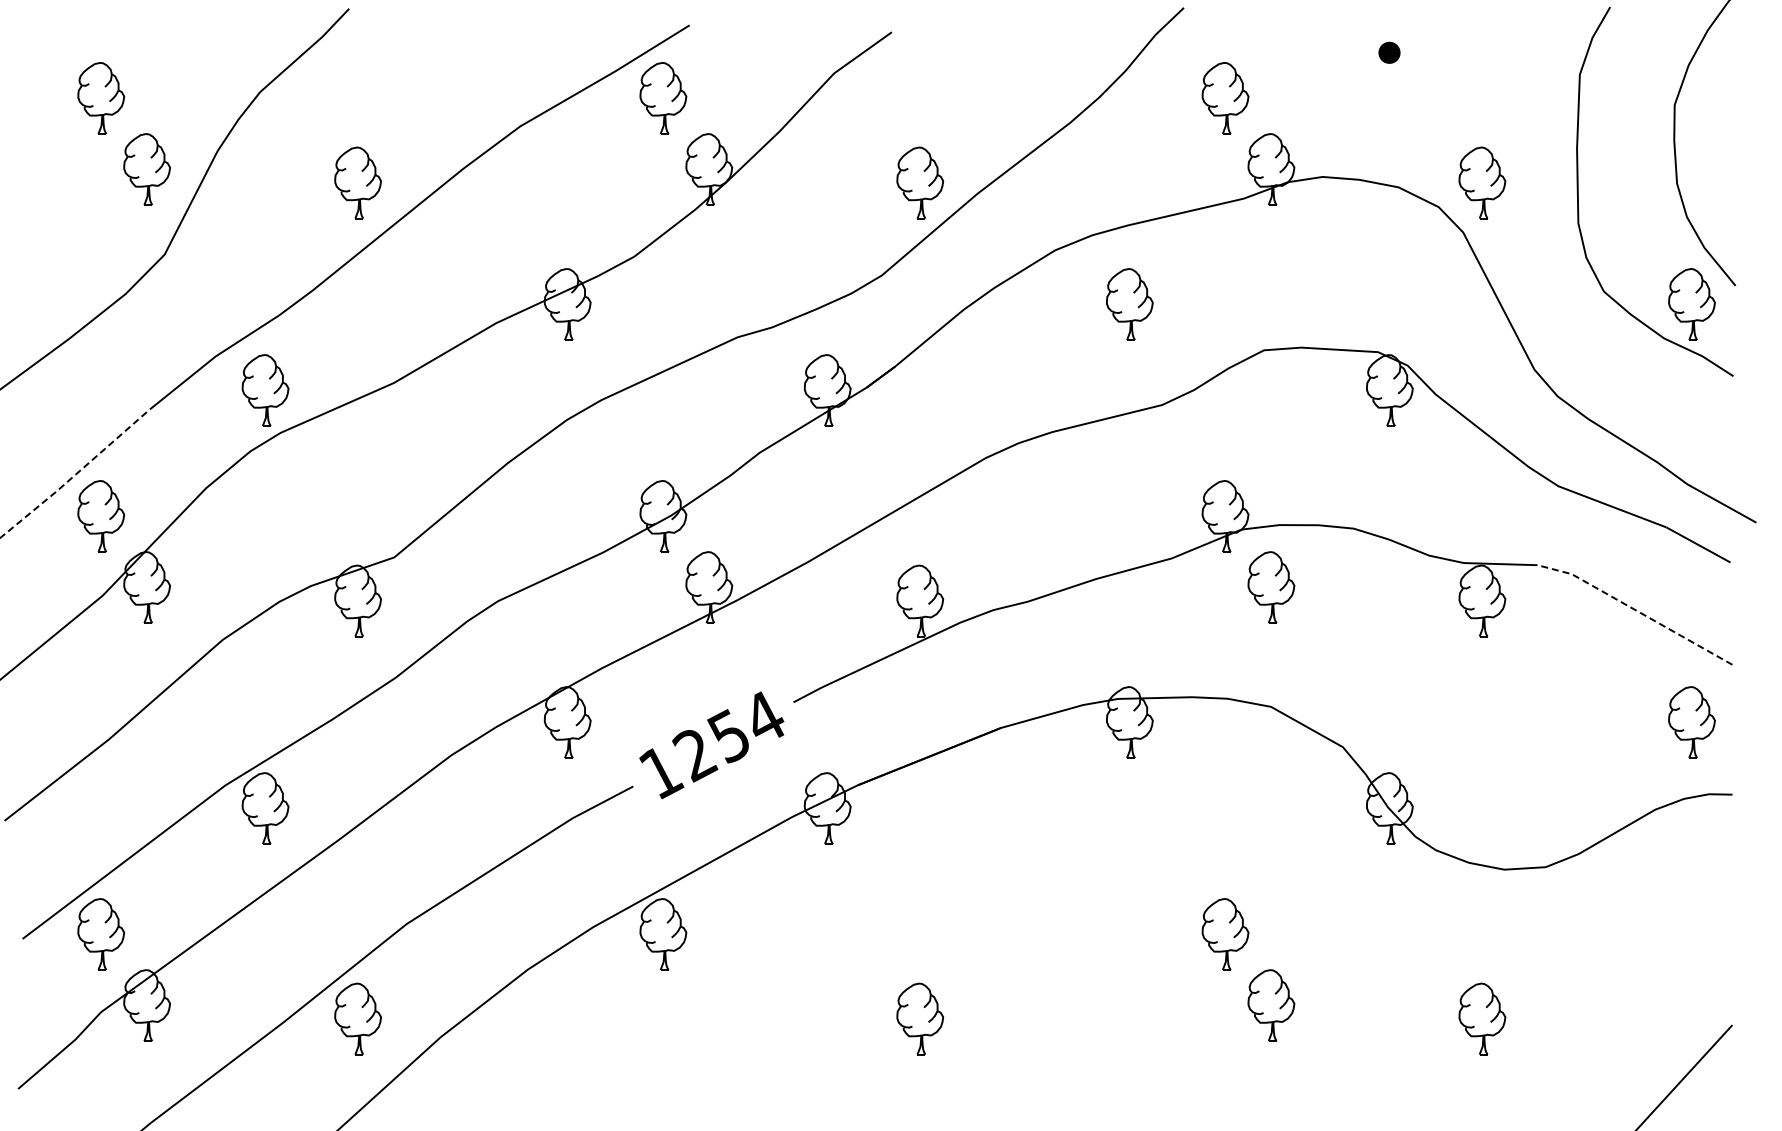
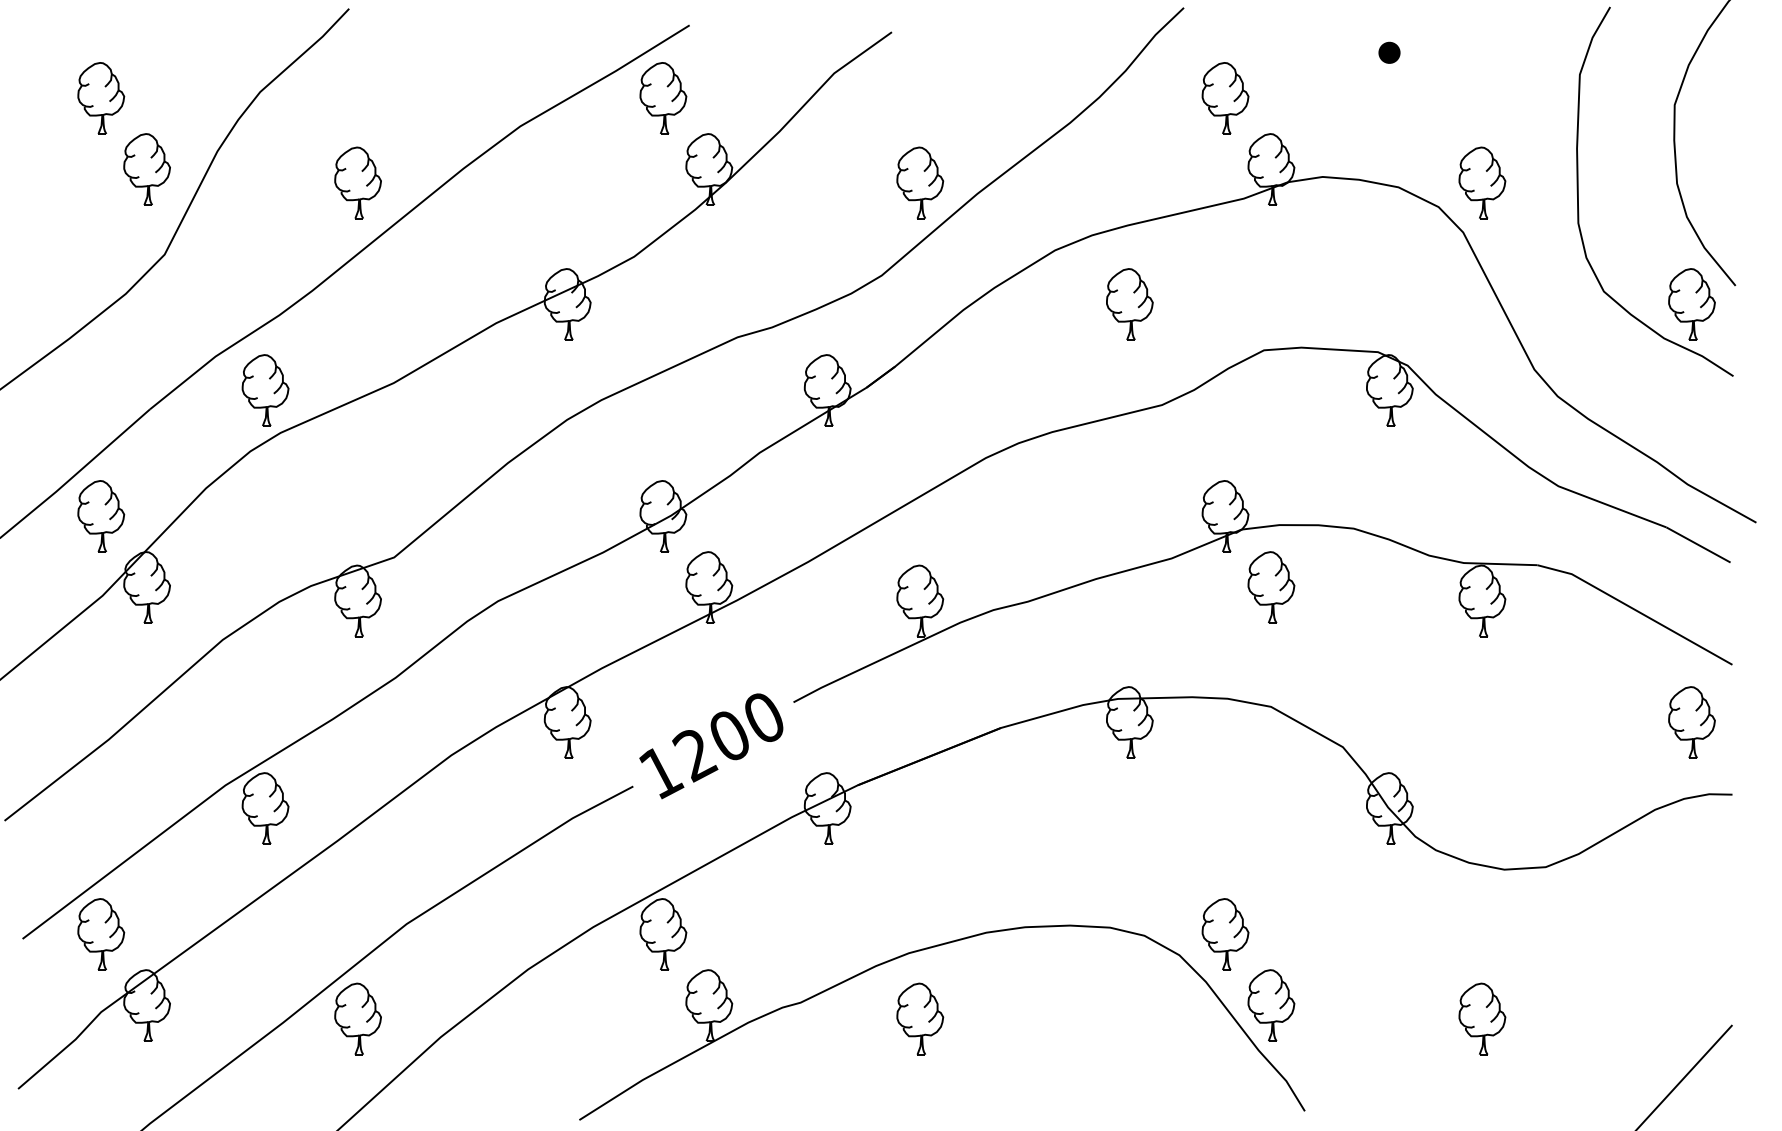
line: dashed -> solid (75, 474)
line: dashed -> solid (1636, 610)
text: 1254 -> 1200 (745, 727)
part: none -> present (920, 951)
